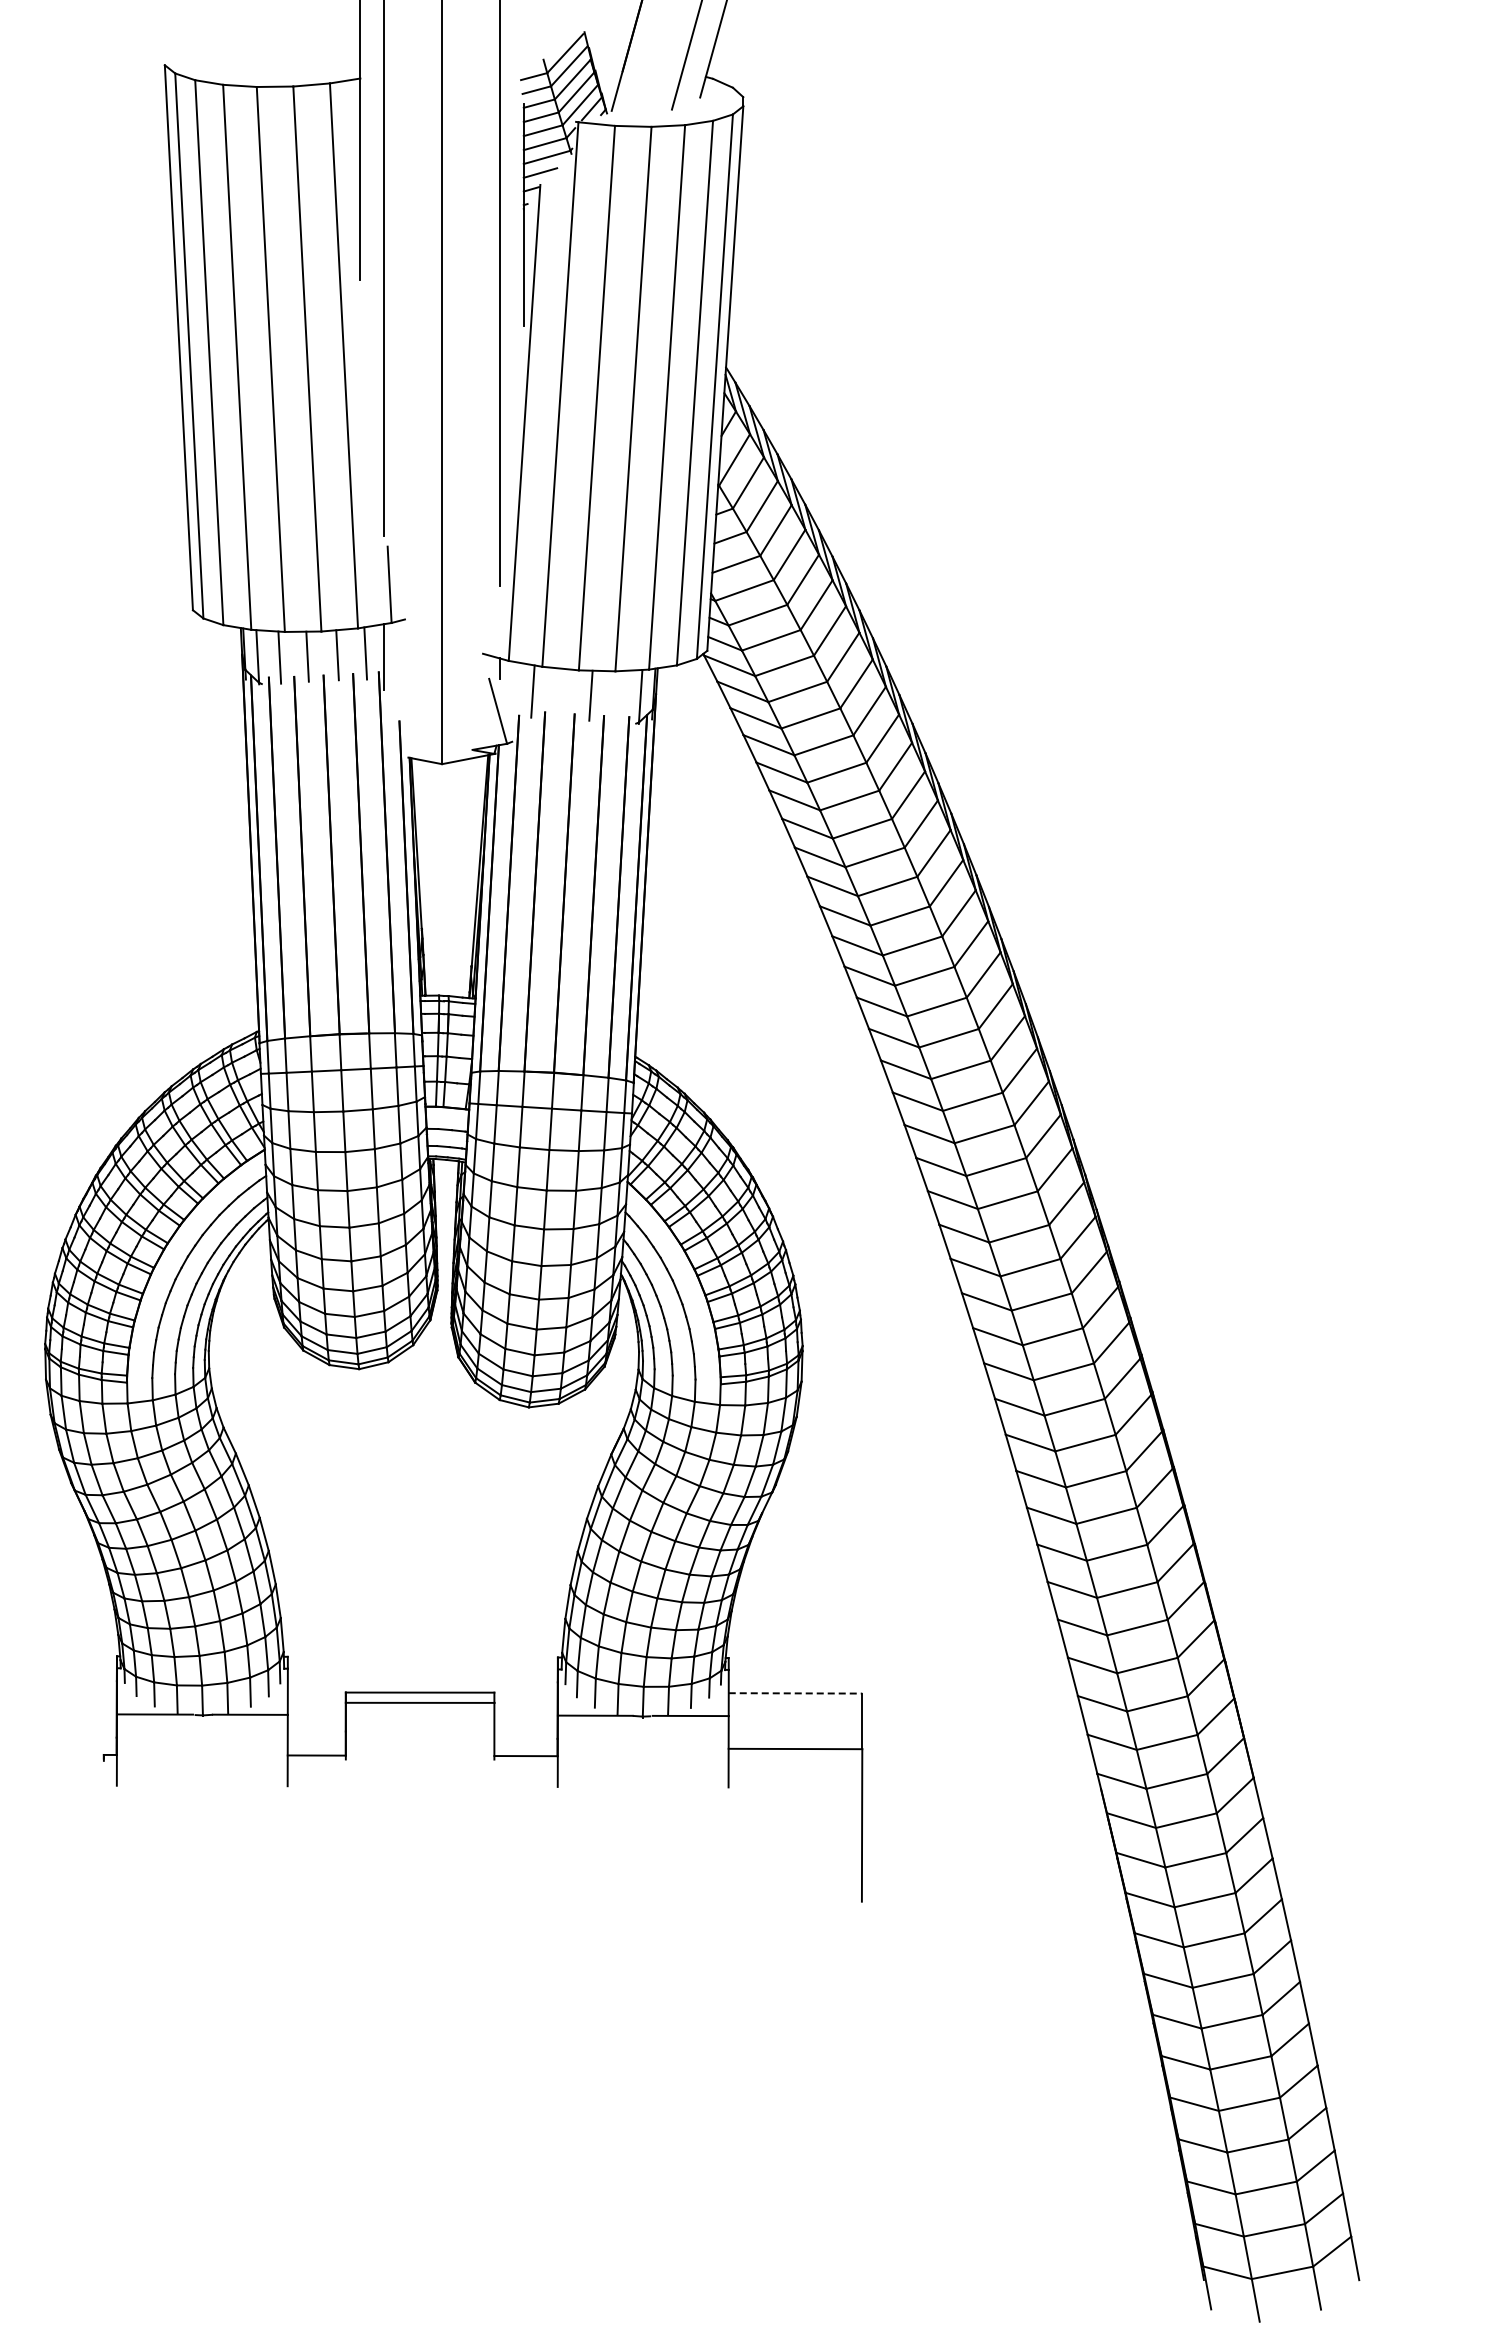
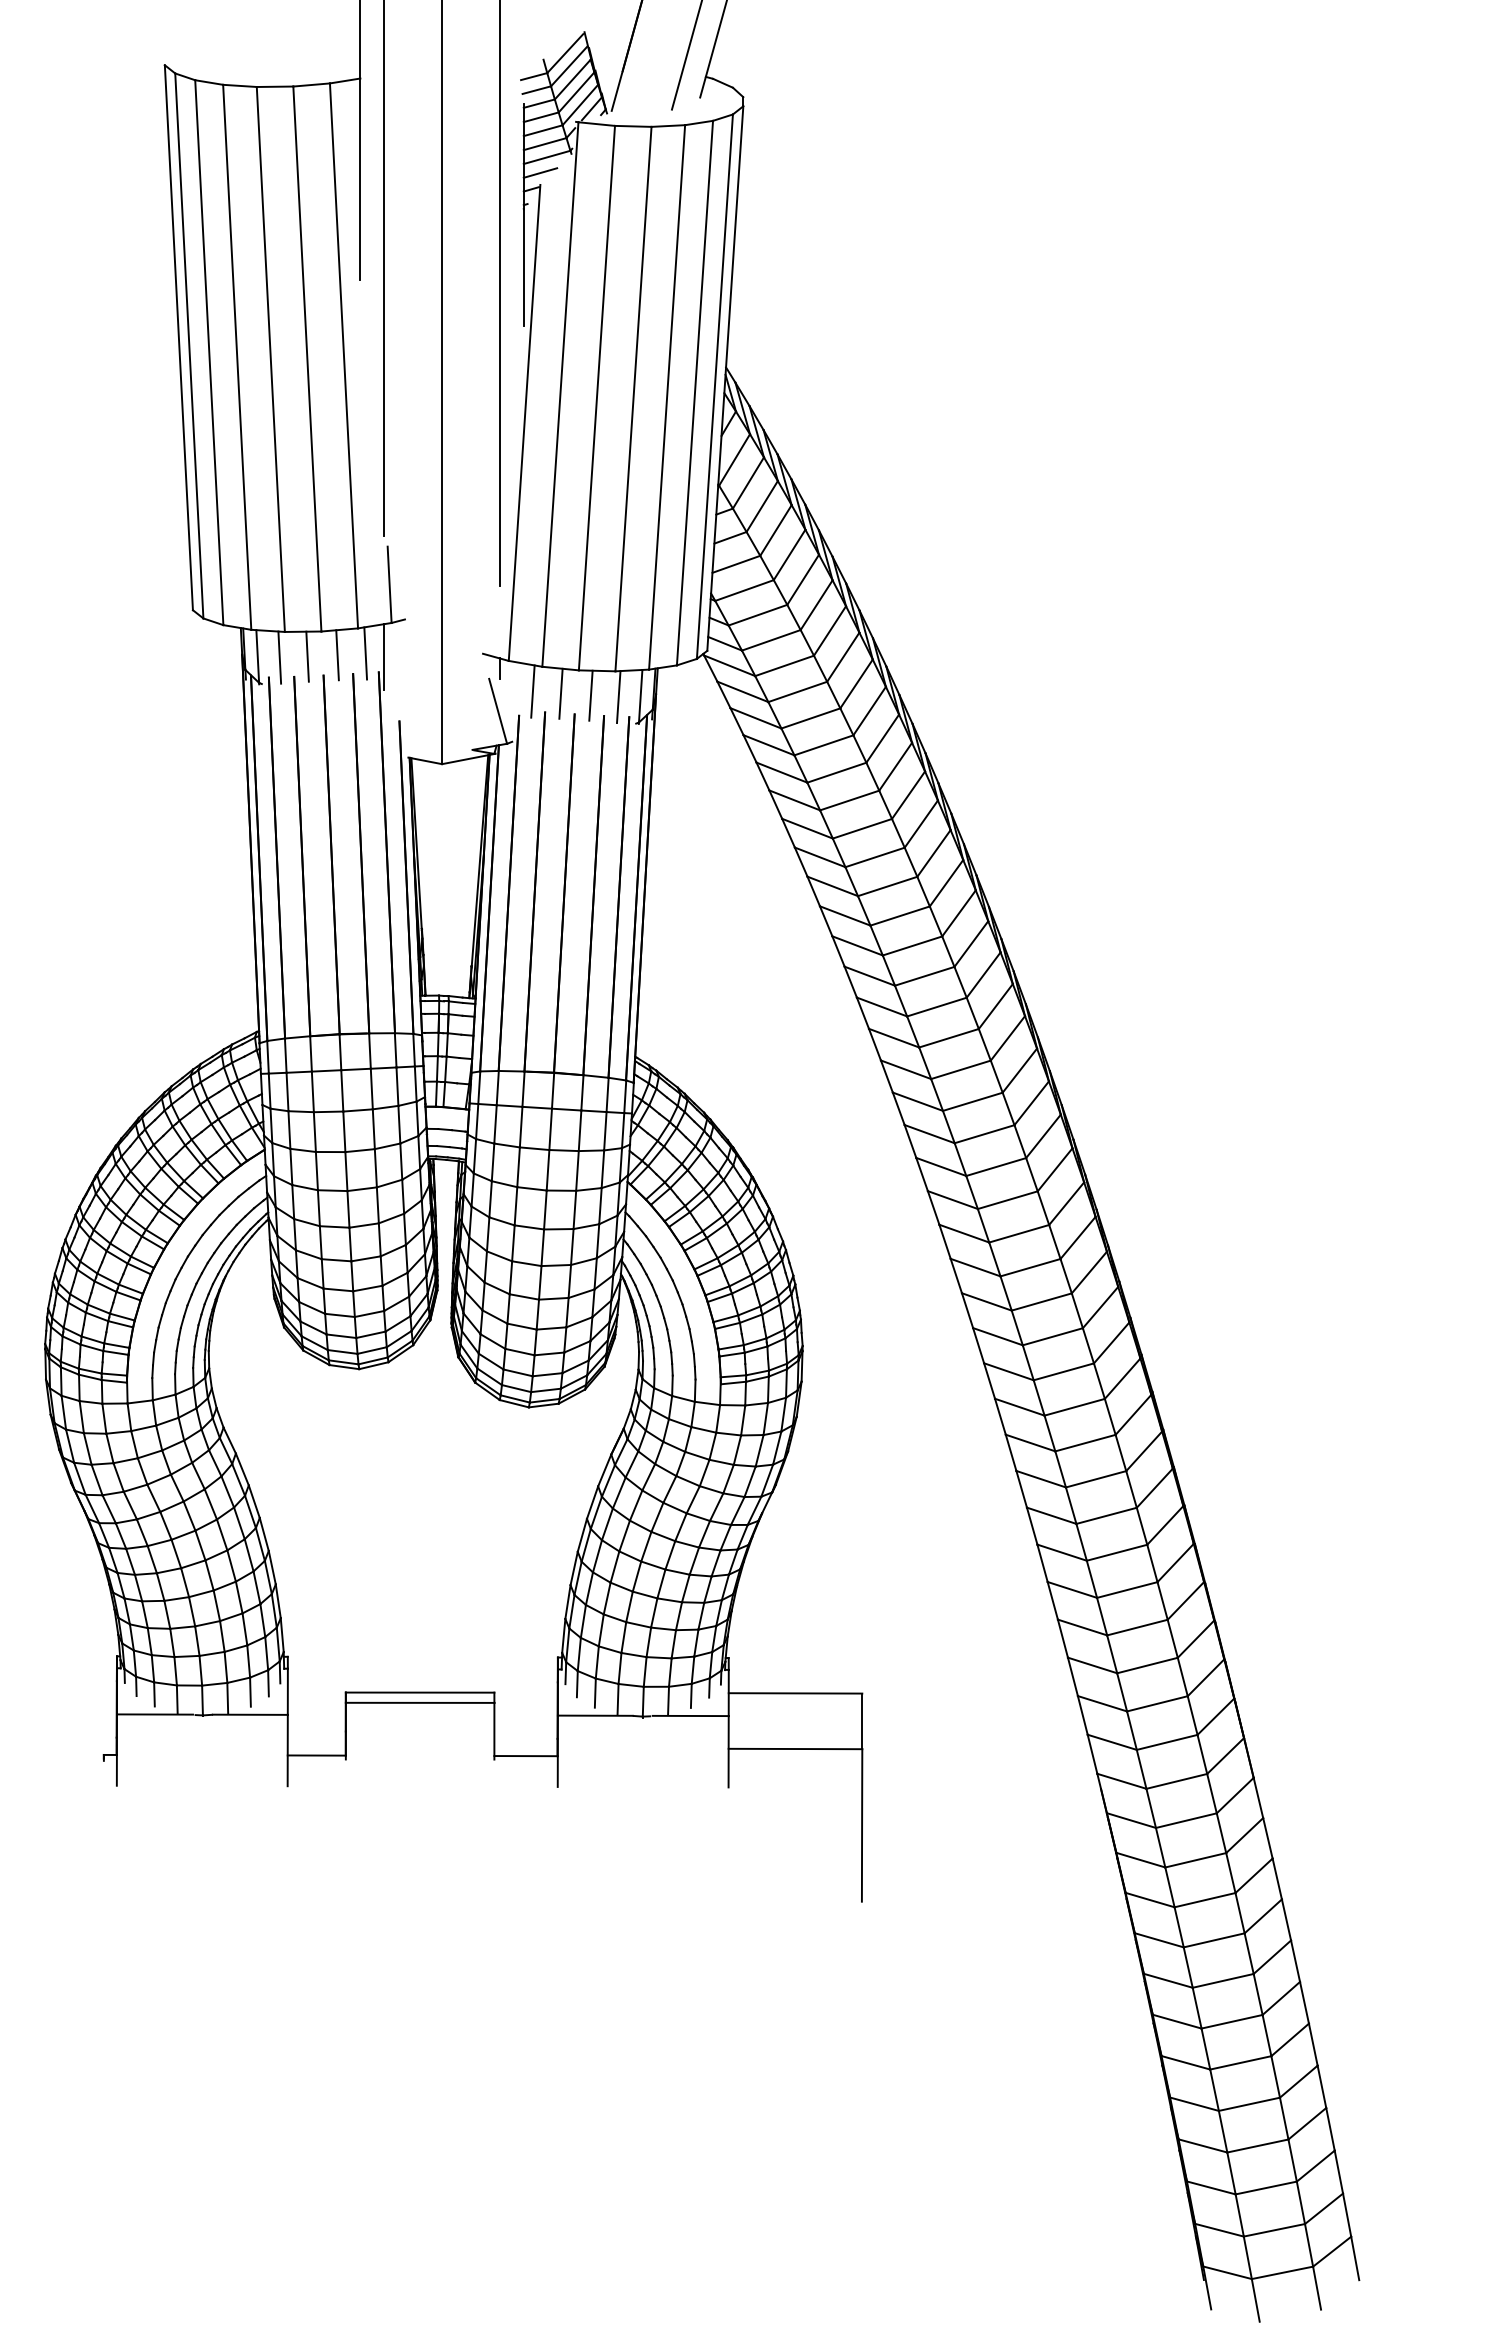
line: none -> present (560, 693)
line: none -> present (618, 697)
line: dashed -> solid (795, 1693)
